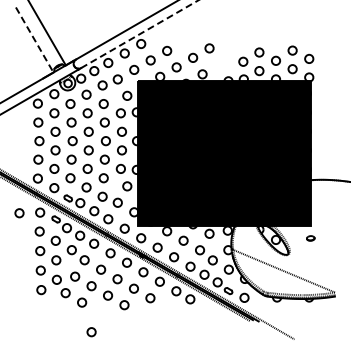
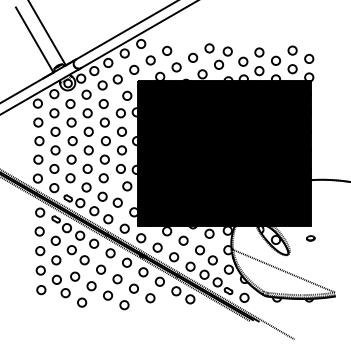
line: dashed -> solid (139, 34)
line: dashed -> solid (34, 40)
part: none -> present (223, 57)
circle: present -> none (19, 213)
circle: present -> none (91, 332)
